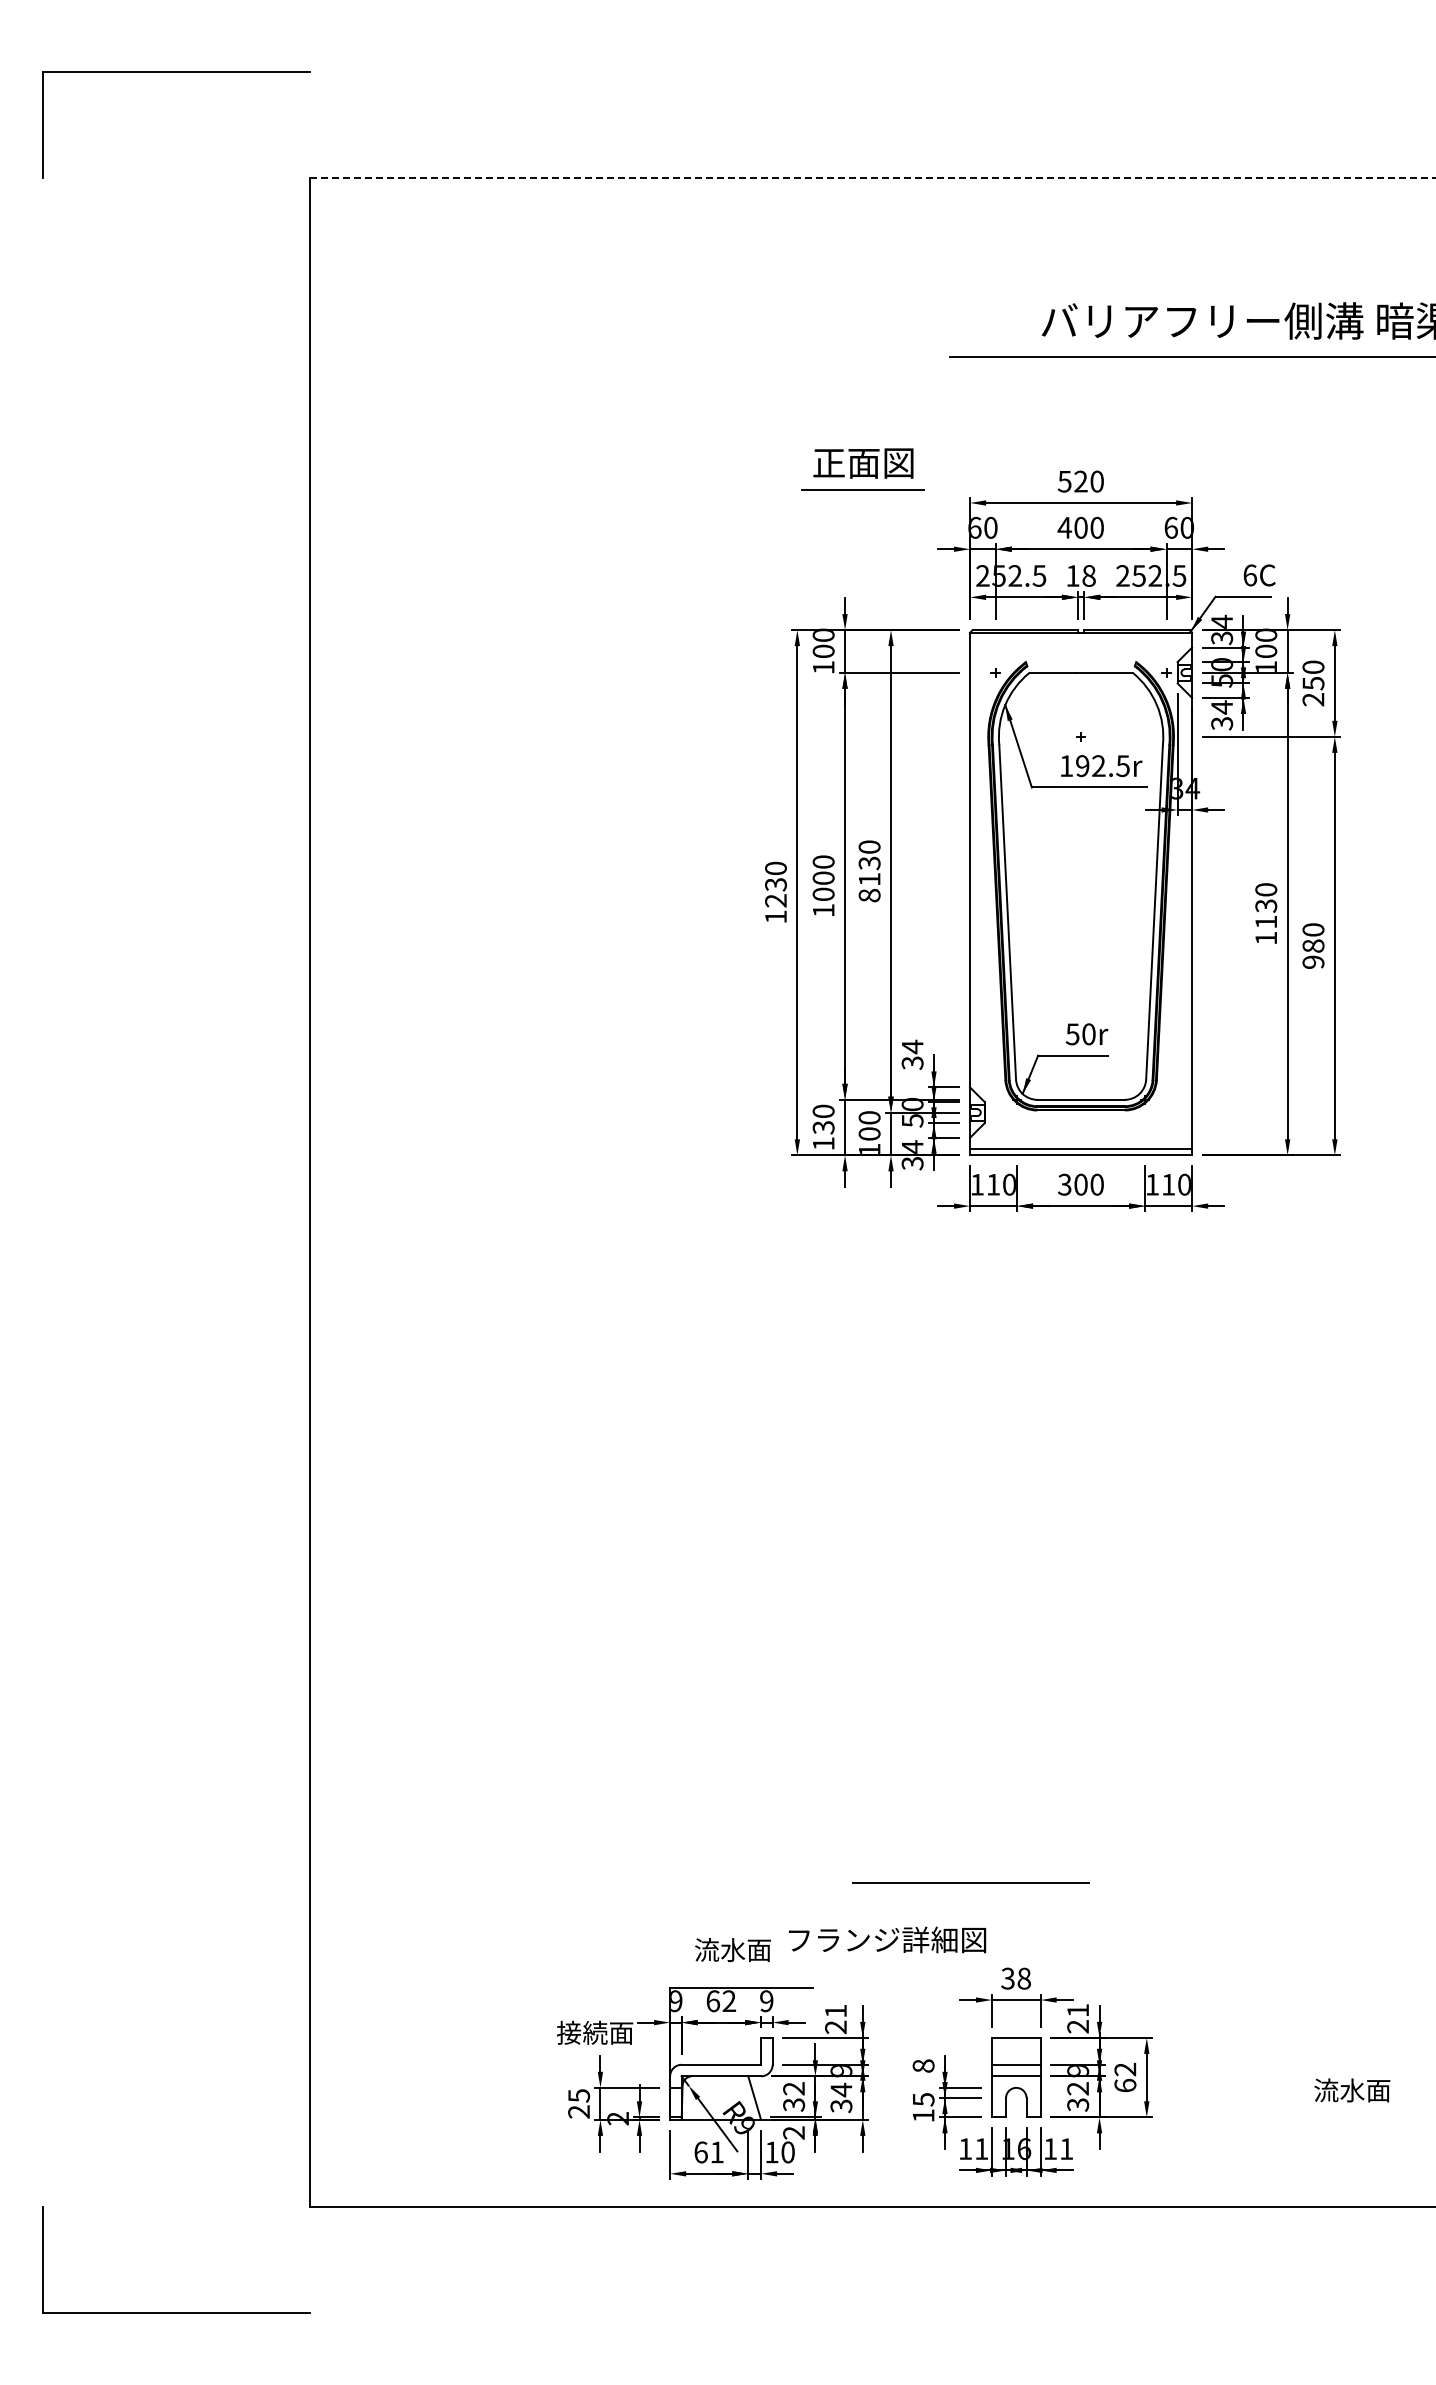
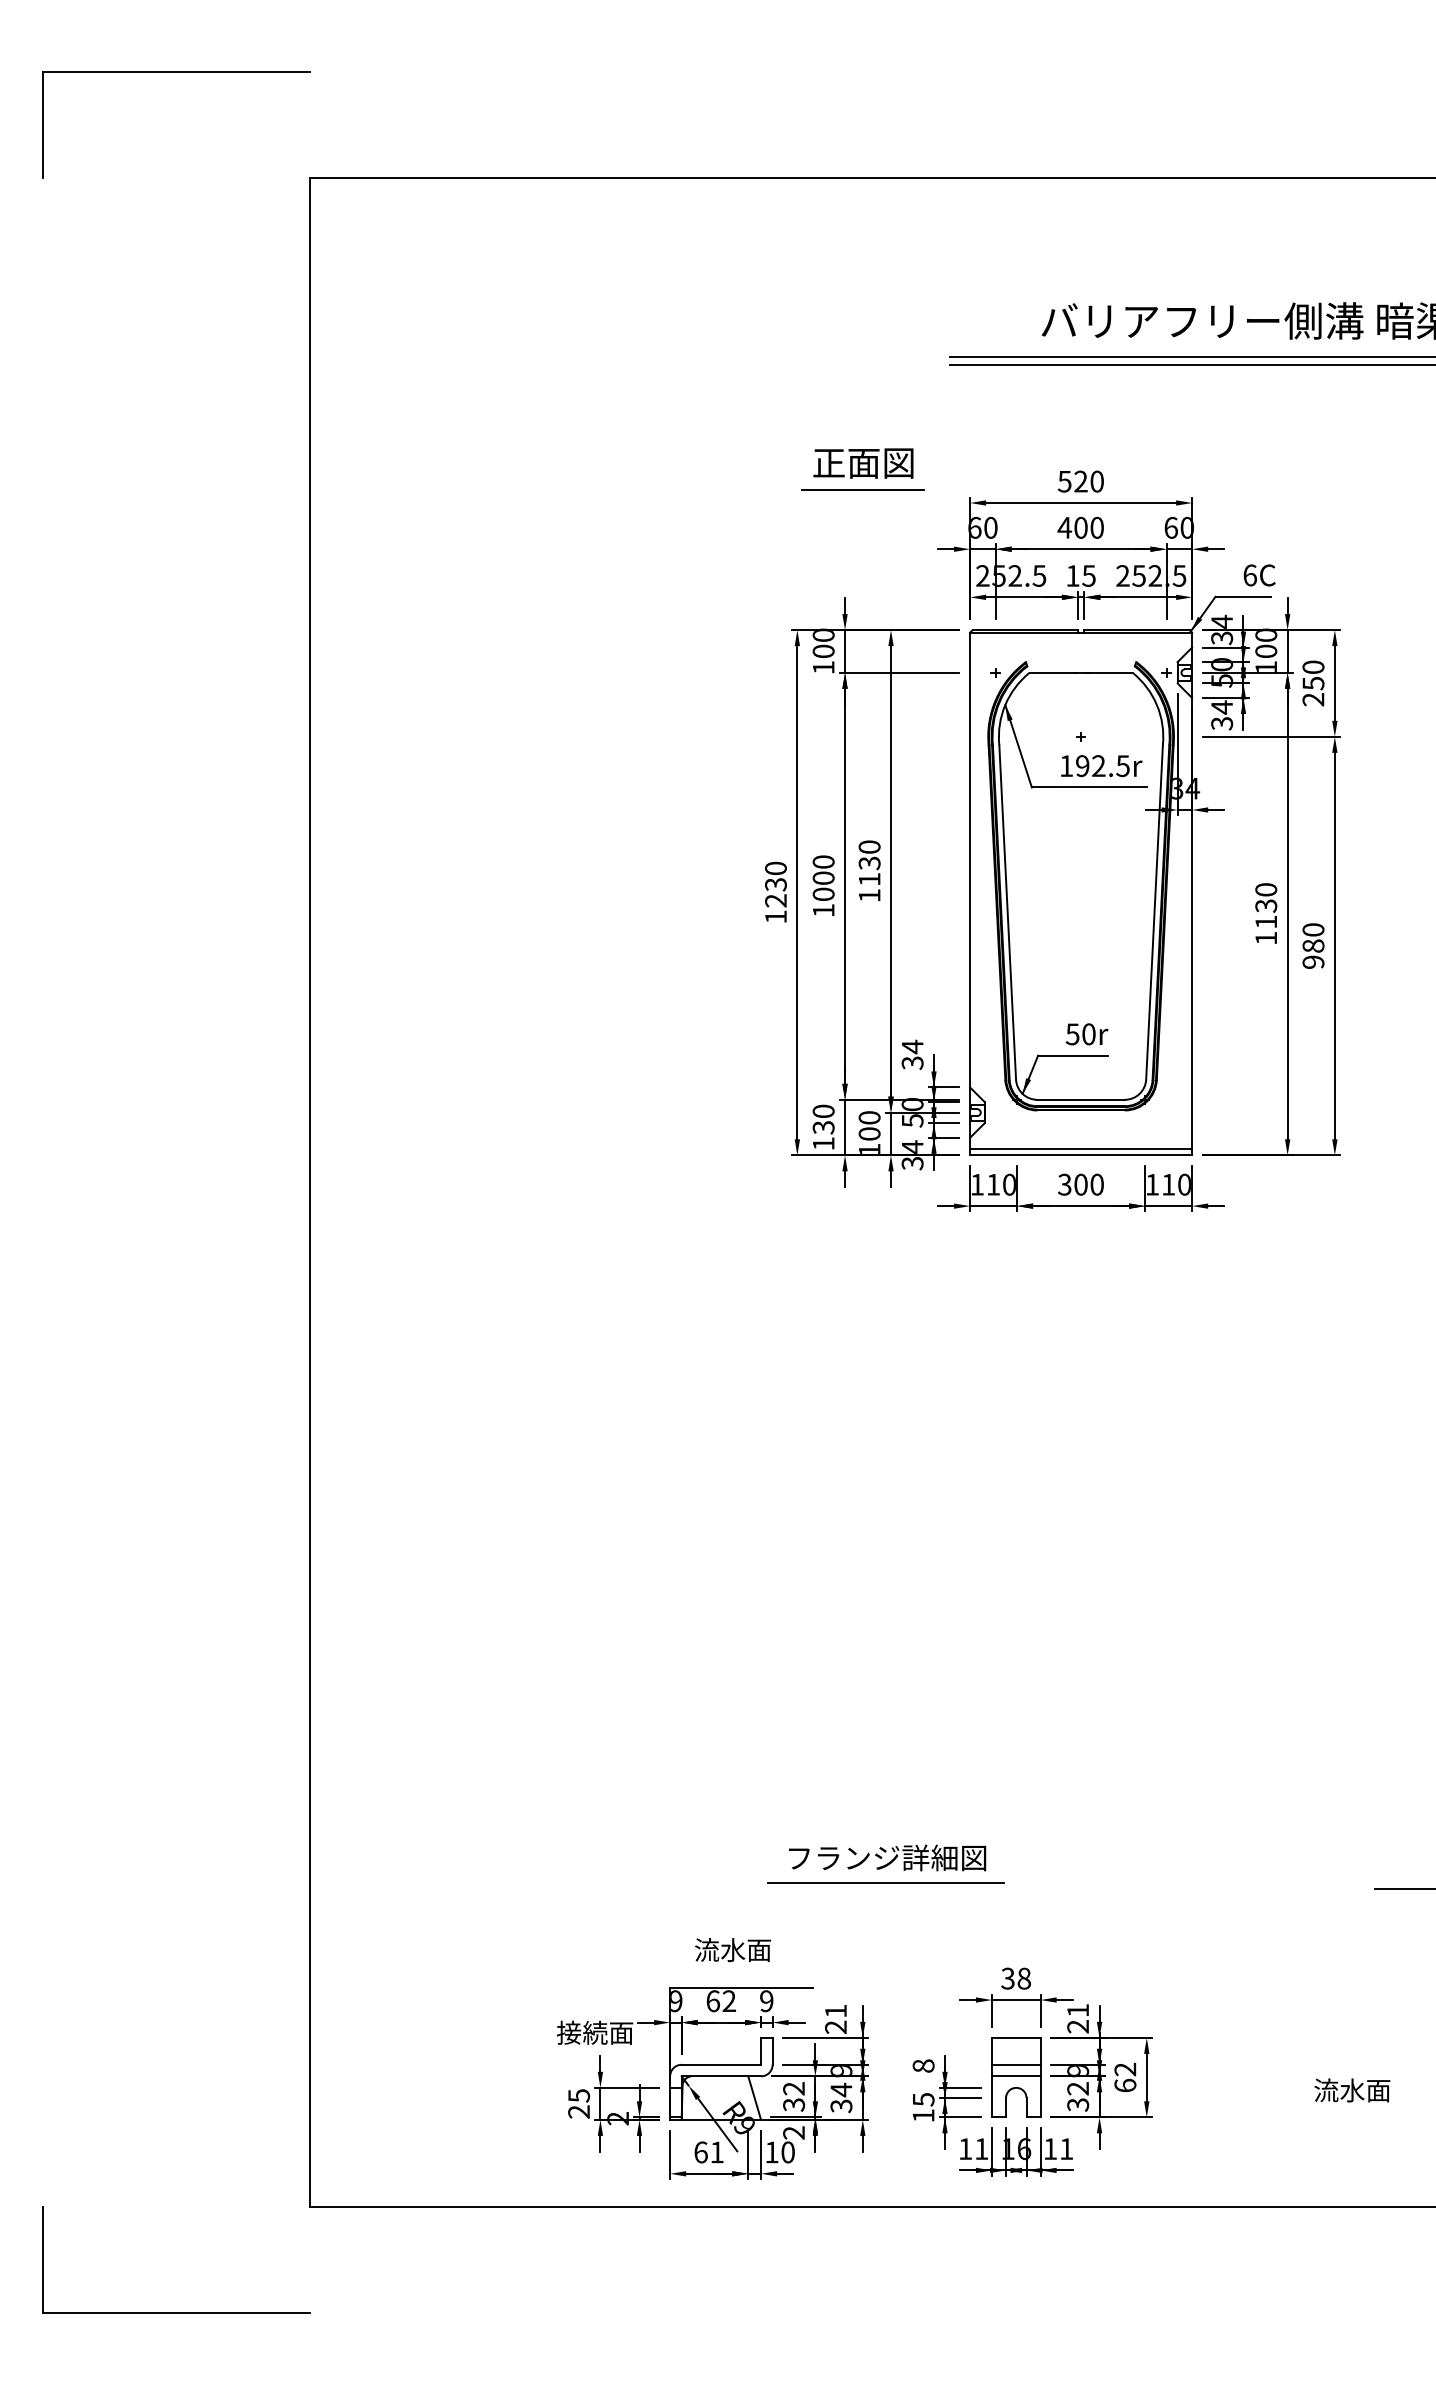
line: dashed -> solid (872, 178)
line: none -> present (1191, 365)
text: 18 -> 15 (1088, 575)
text: 8130 -> 1130 (869, 895)
line position: (970, 1882) -> (885, 1882) (885, 1882)
line: none -> present (1403, 1889)
text position: (887, 1939) -> (887, 1857) (887, 1857)
